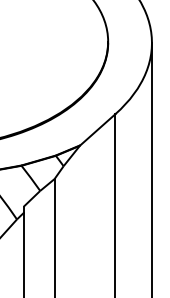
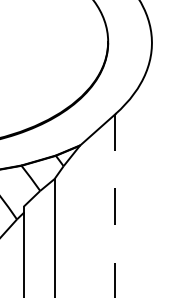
line: present -> none (152, 168)
line: solid -> dashed (115, 206)
